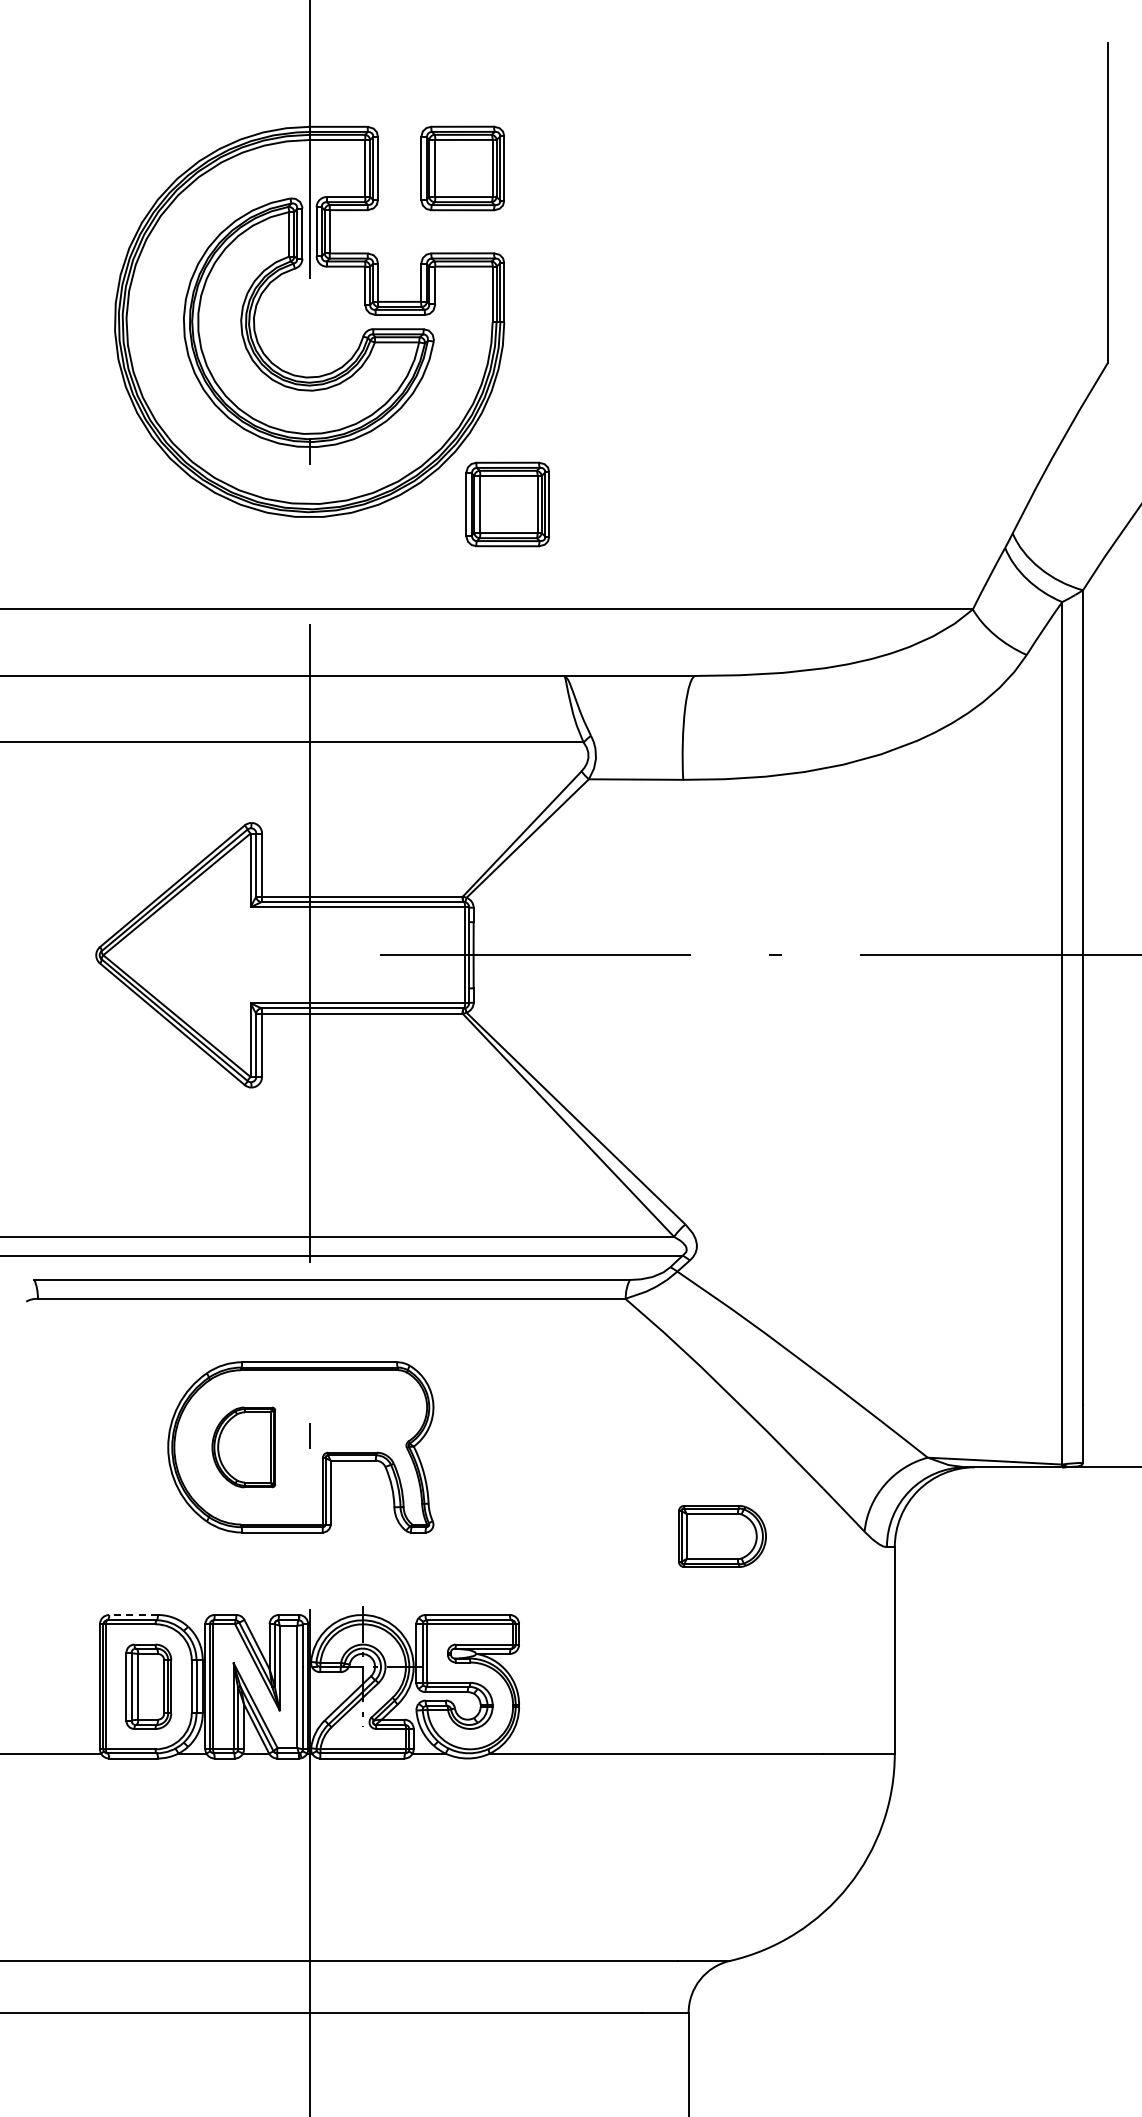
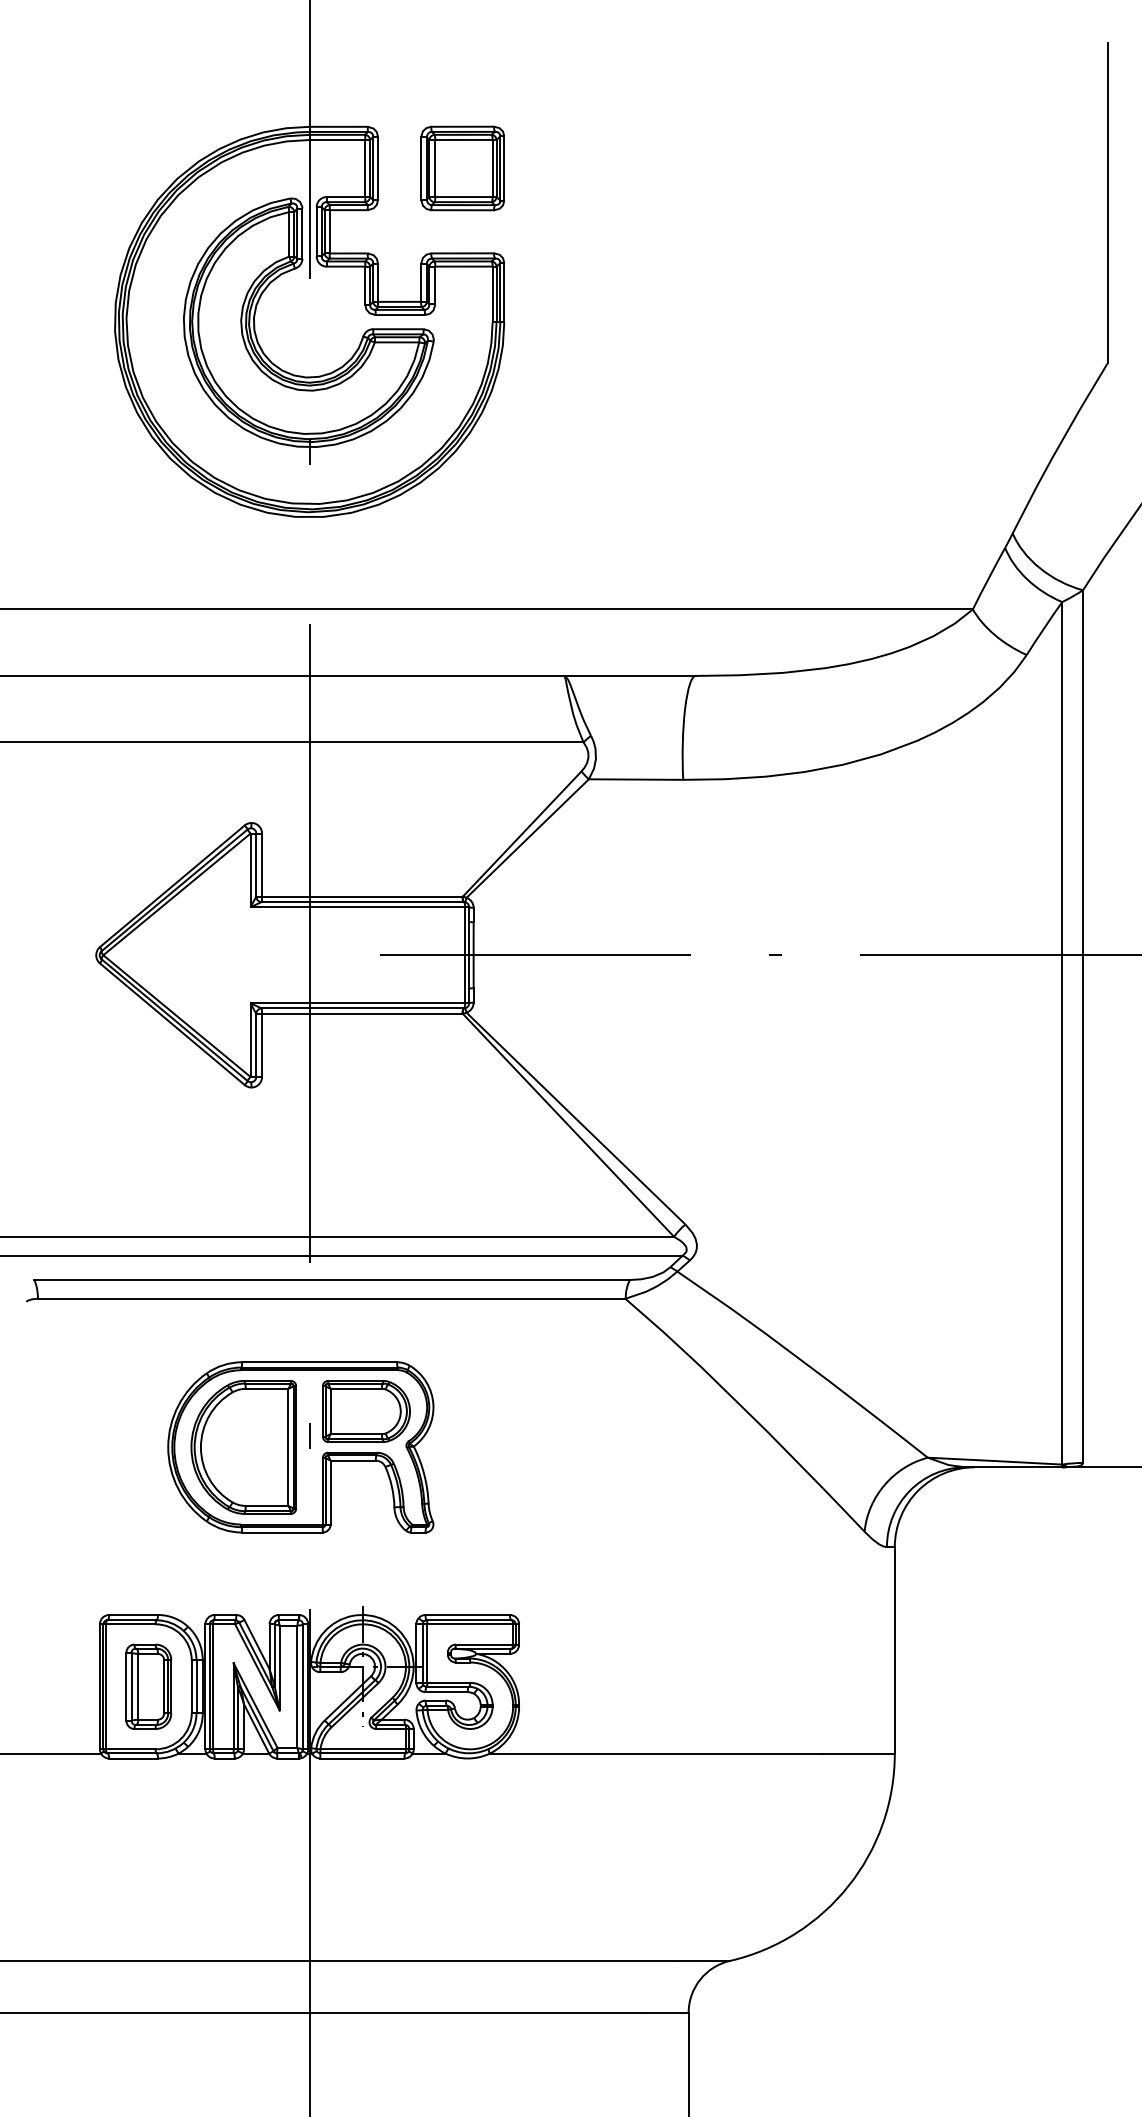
part: present -> none (507, 504)
part size: 66x83 px -> 108x135 px (243, 1447)
part position: (722, 1536) -> (366, 1411) (366, 1411)
line: dashed -> solid (133, 1614)
